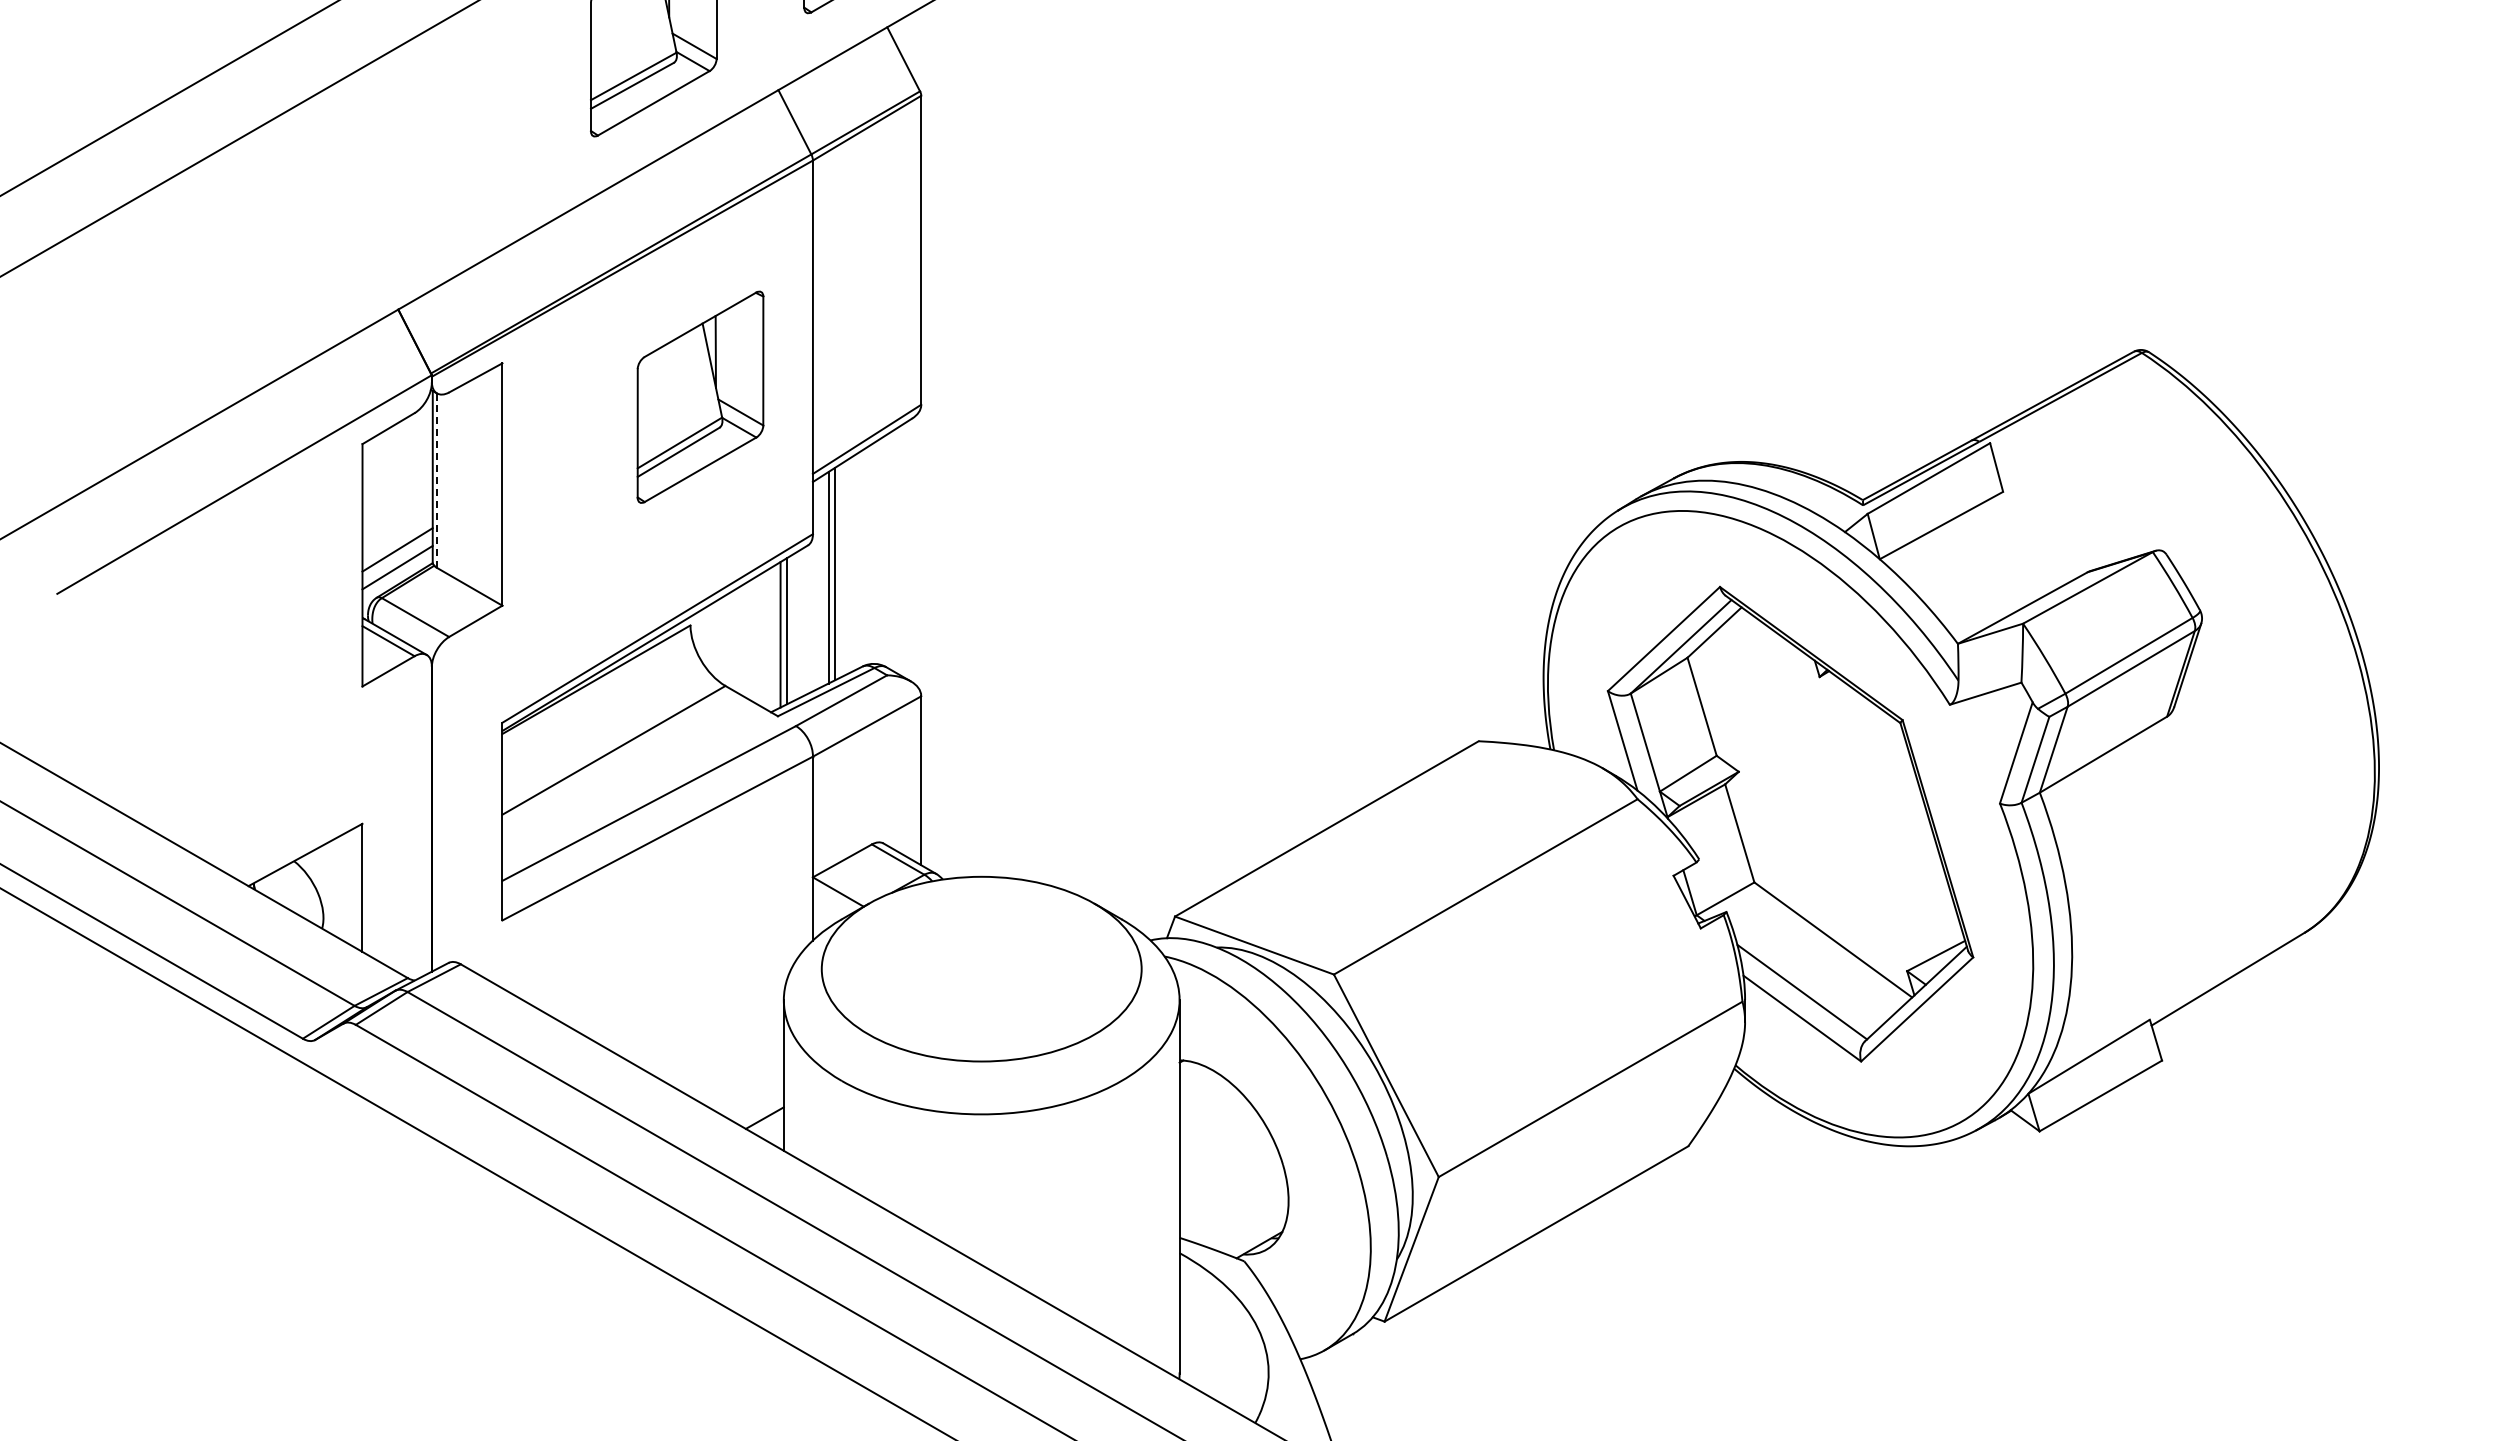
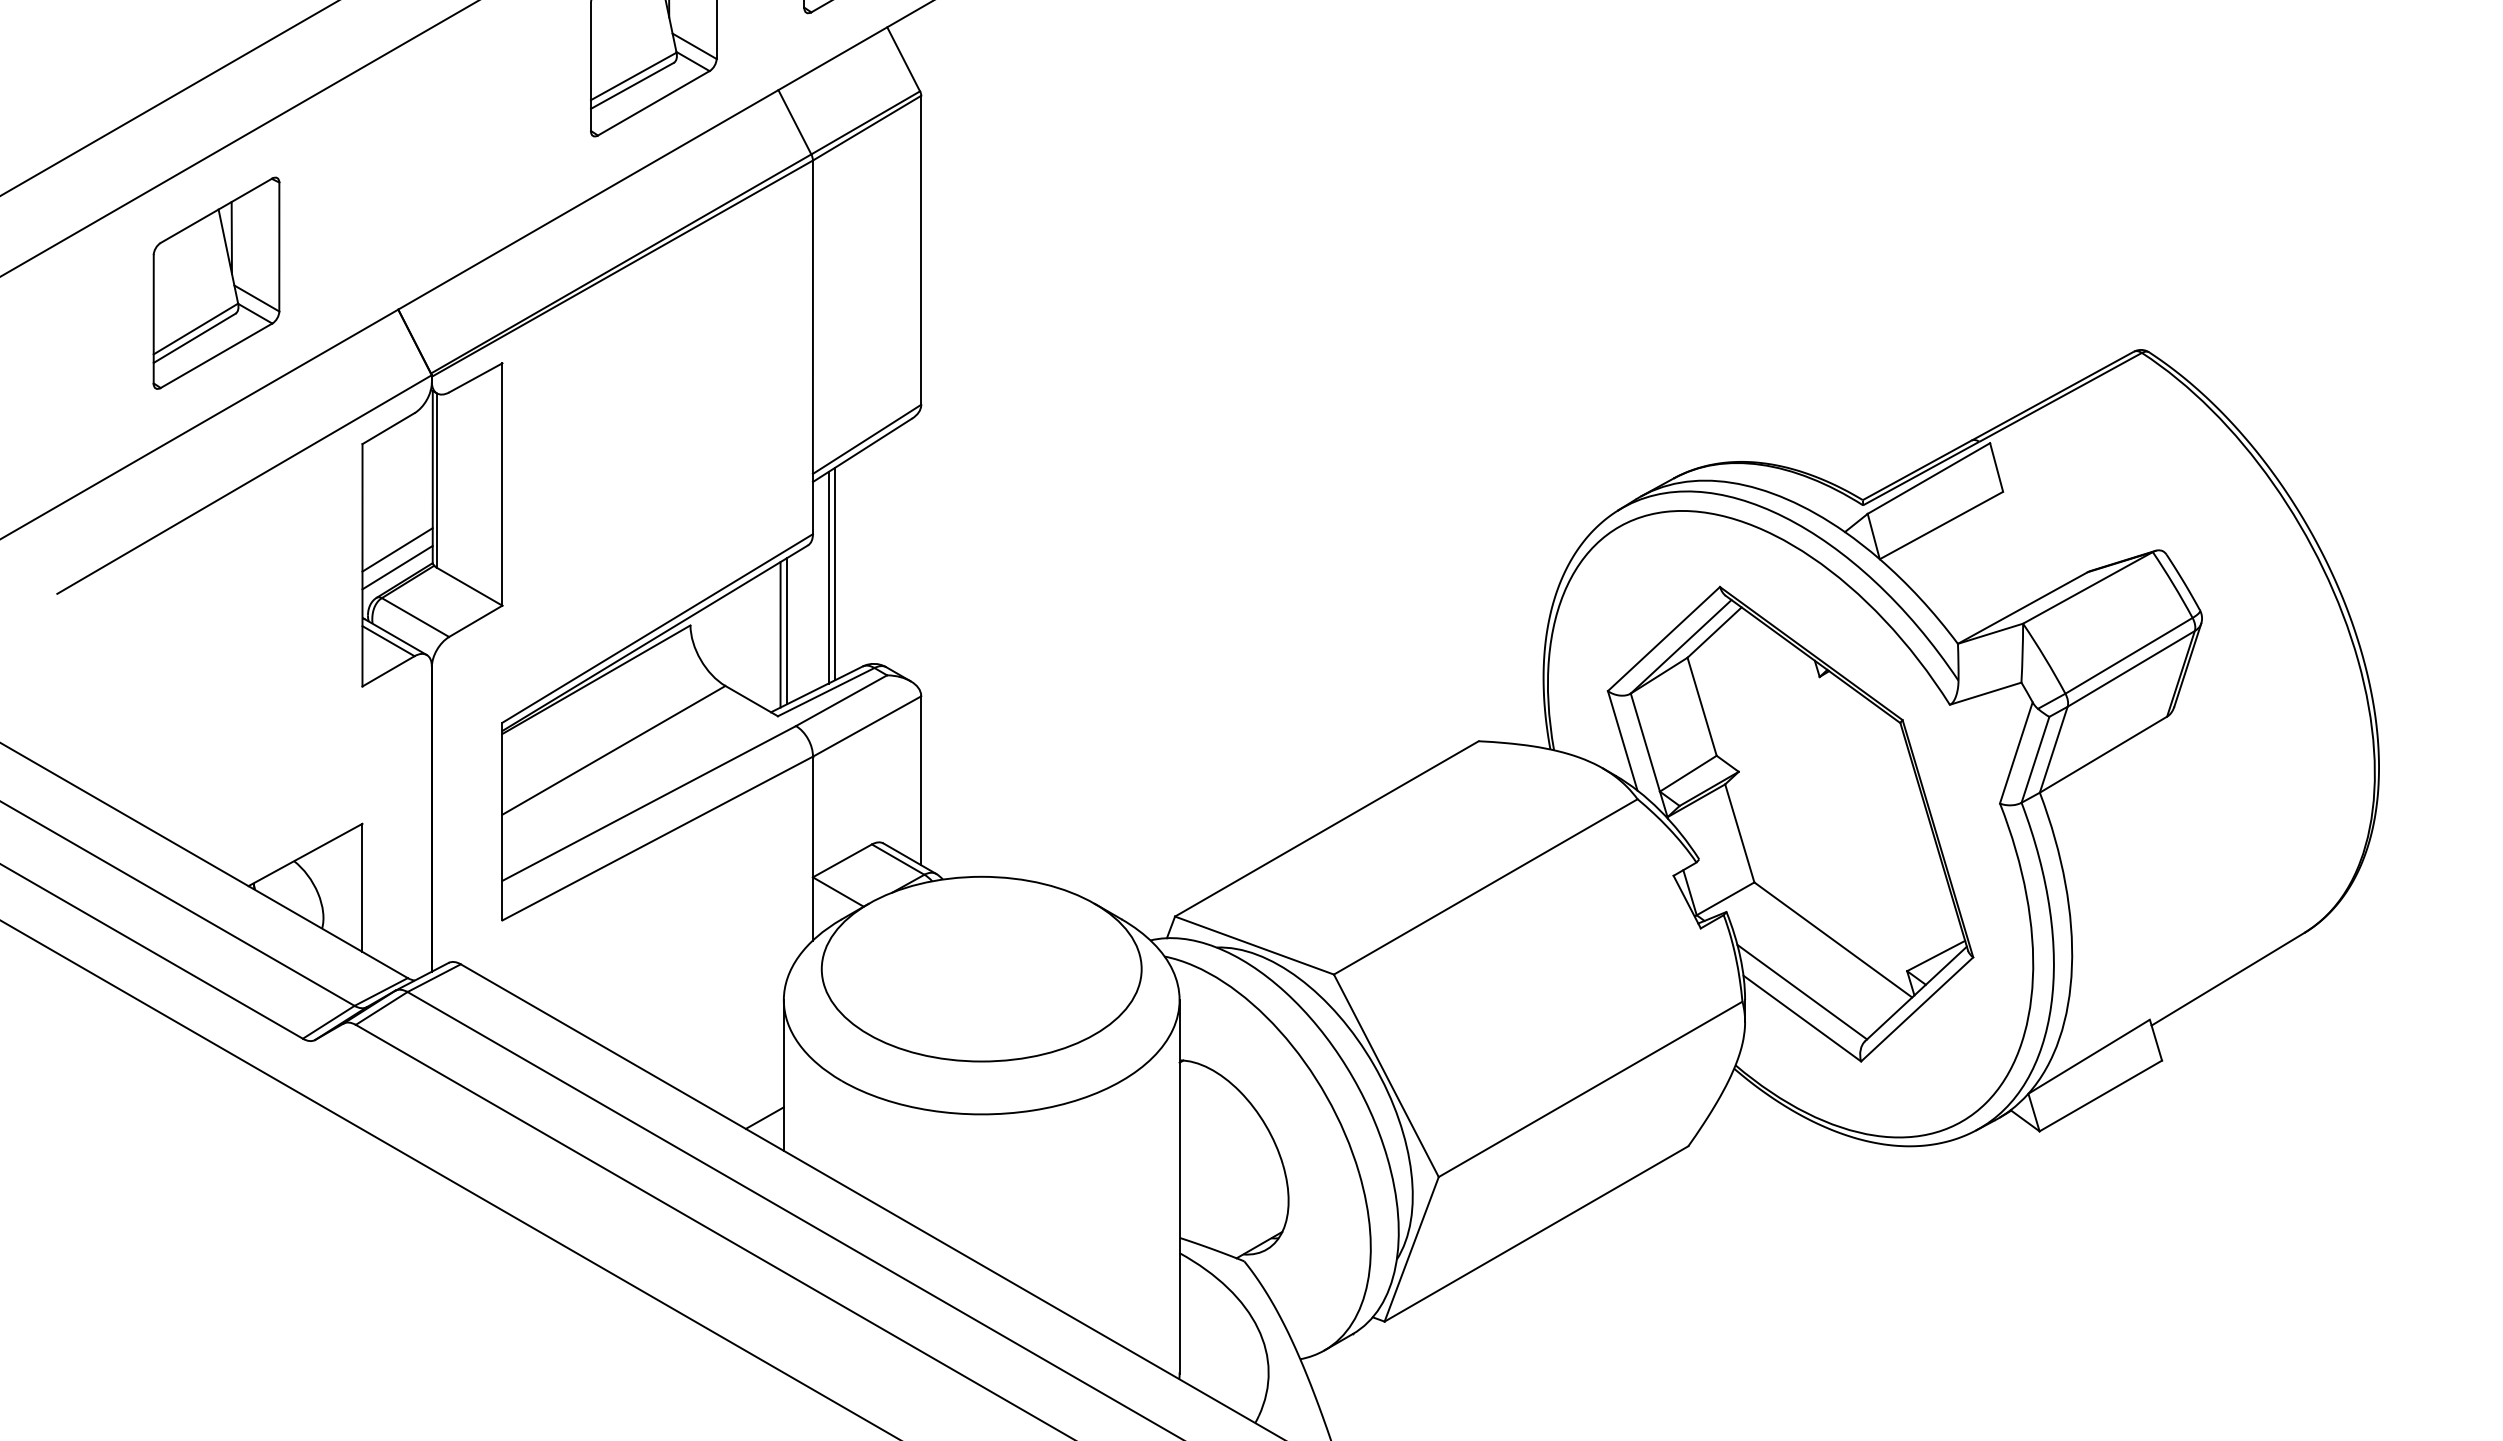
part position: (700, 396) -> (216, 282) (216, 282)
line: dashed -> solid (437, 481)
line position: (477, 1163) -> (449, 1179) (449, 1179)
